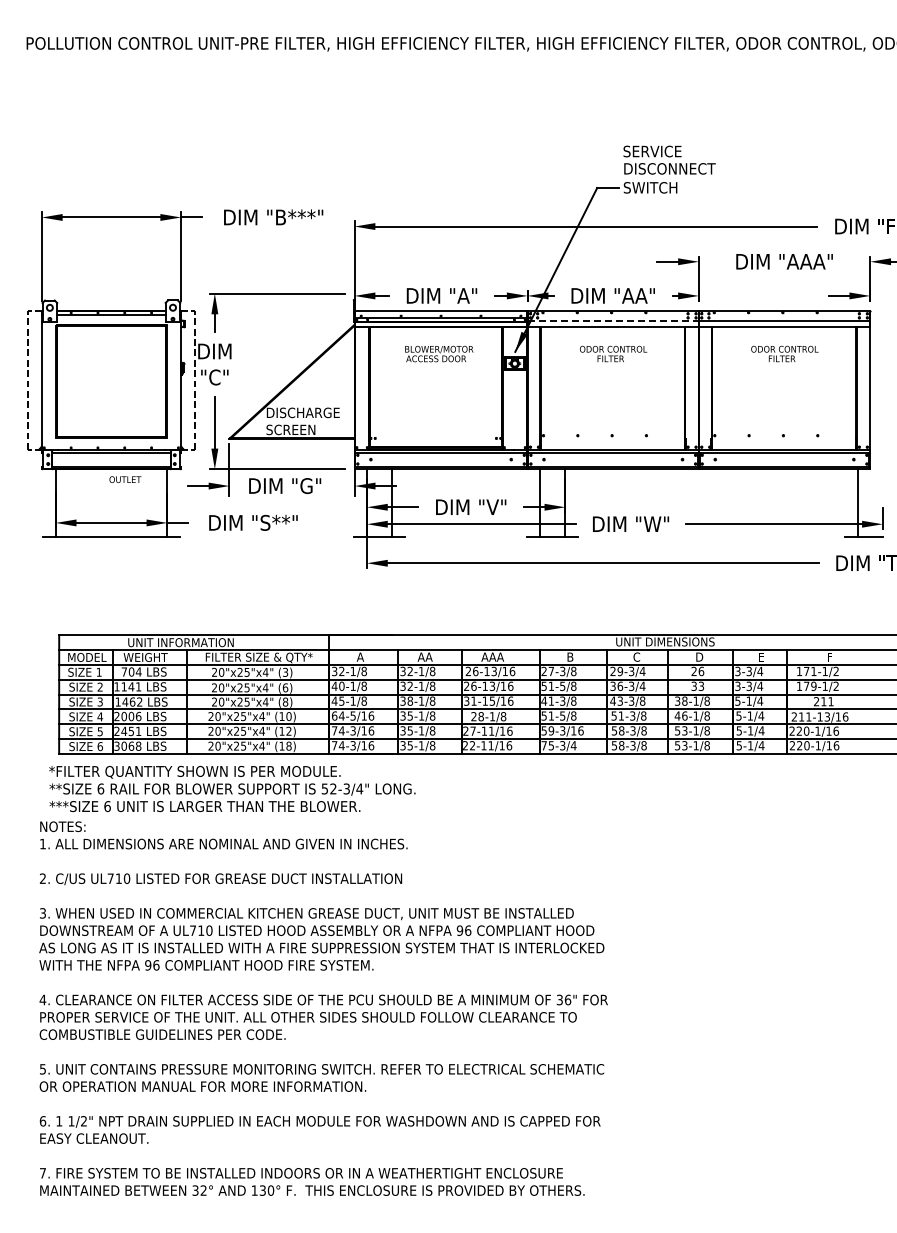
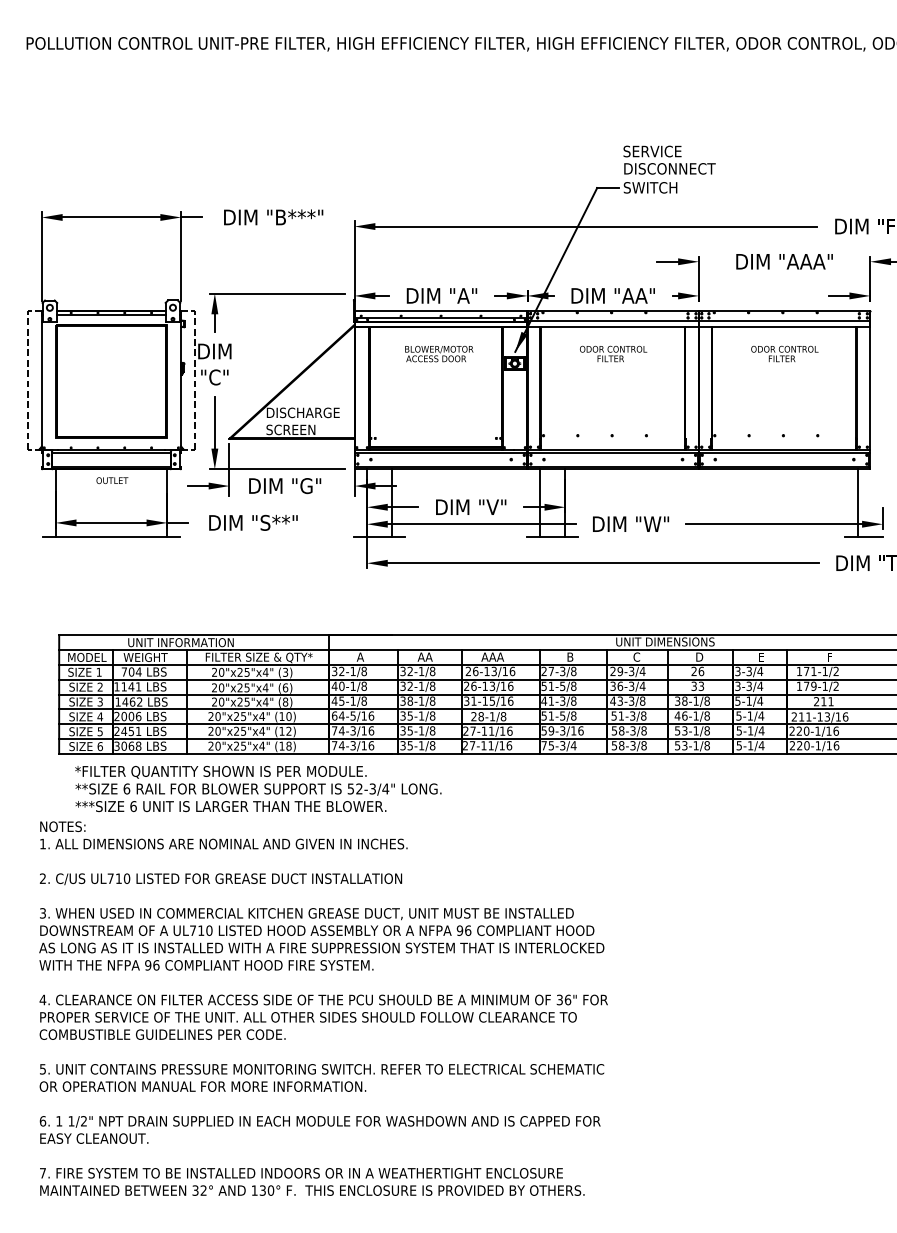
line: dashed -> solid (613, 321)
text position: (125, 479) -> (112, 480) (112, 480)
text: 22-11/16 -> 27-11/16 (472, 745)
text position: (232, 788) -> (258, 788) (258, 788)
